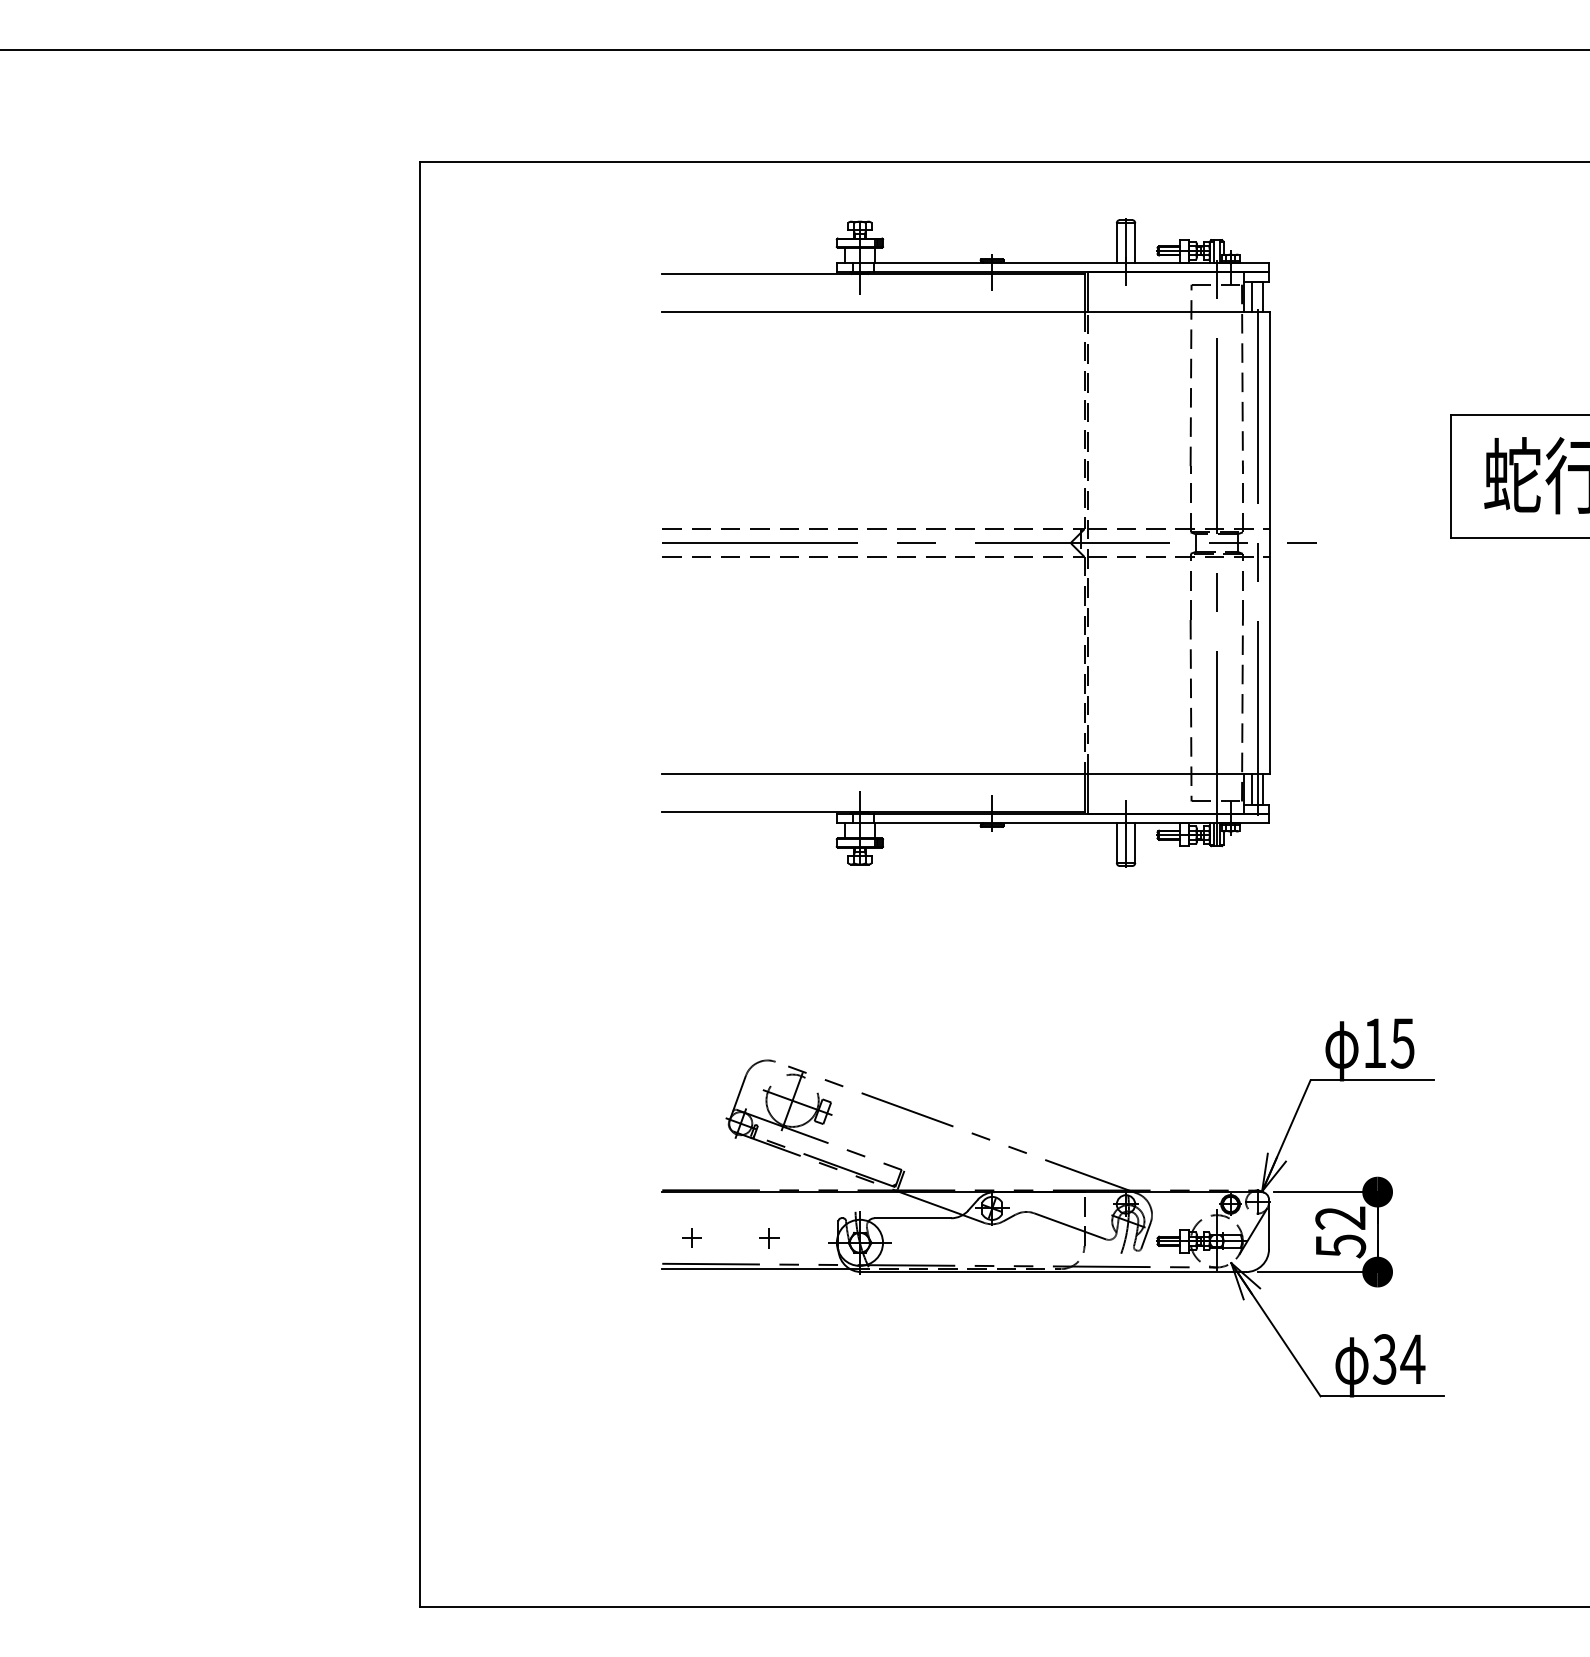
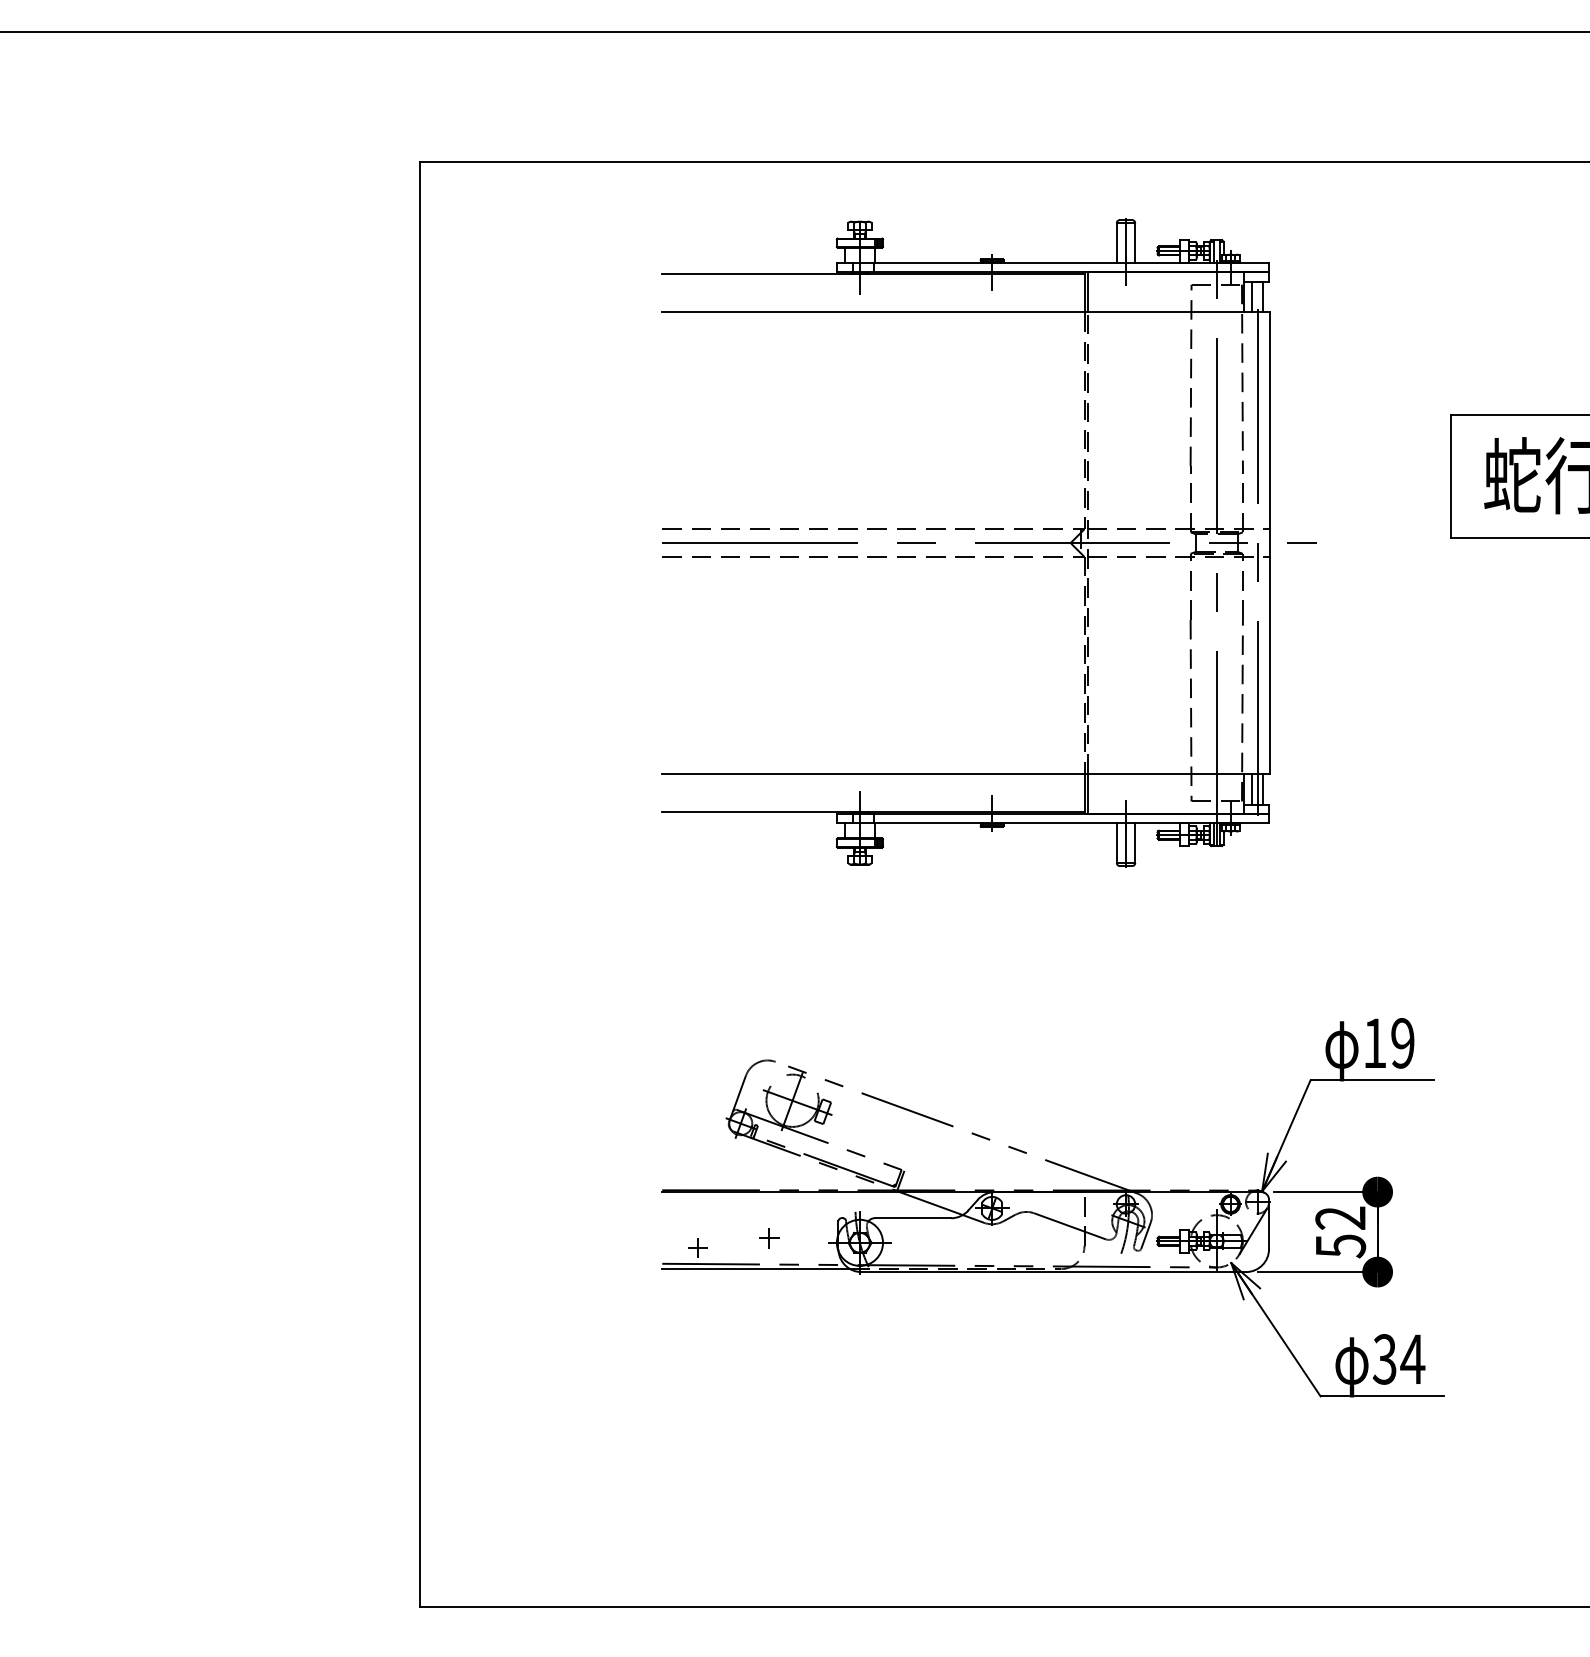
line position: (794, 49) -> (794, 31) (794, 31)
text: 15 -> 19 (1402, 1043)
part position: (691, 1237) -> (697, 1247) (697, 1247)
